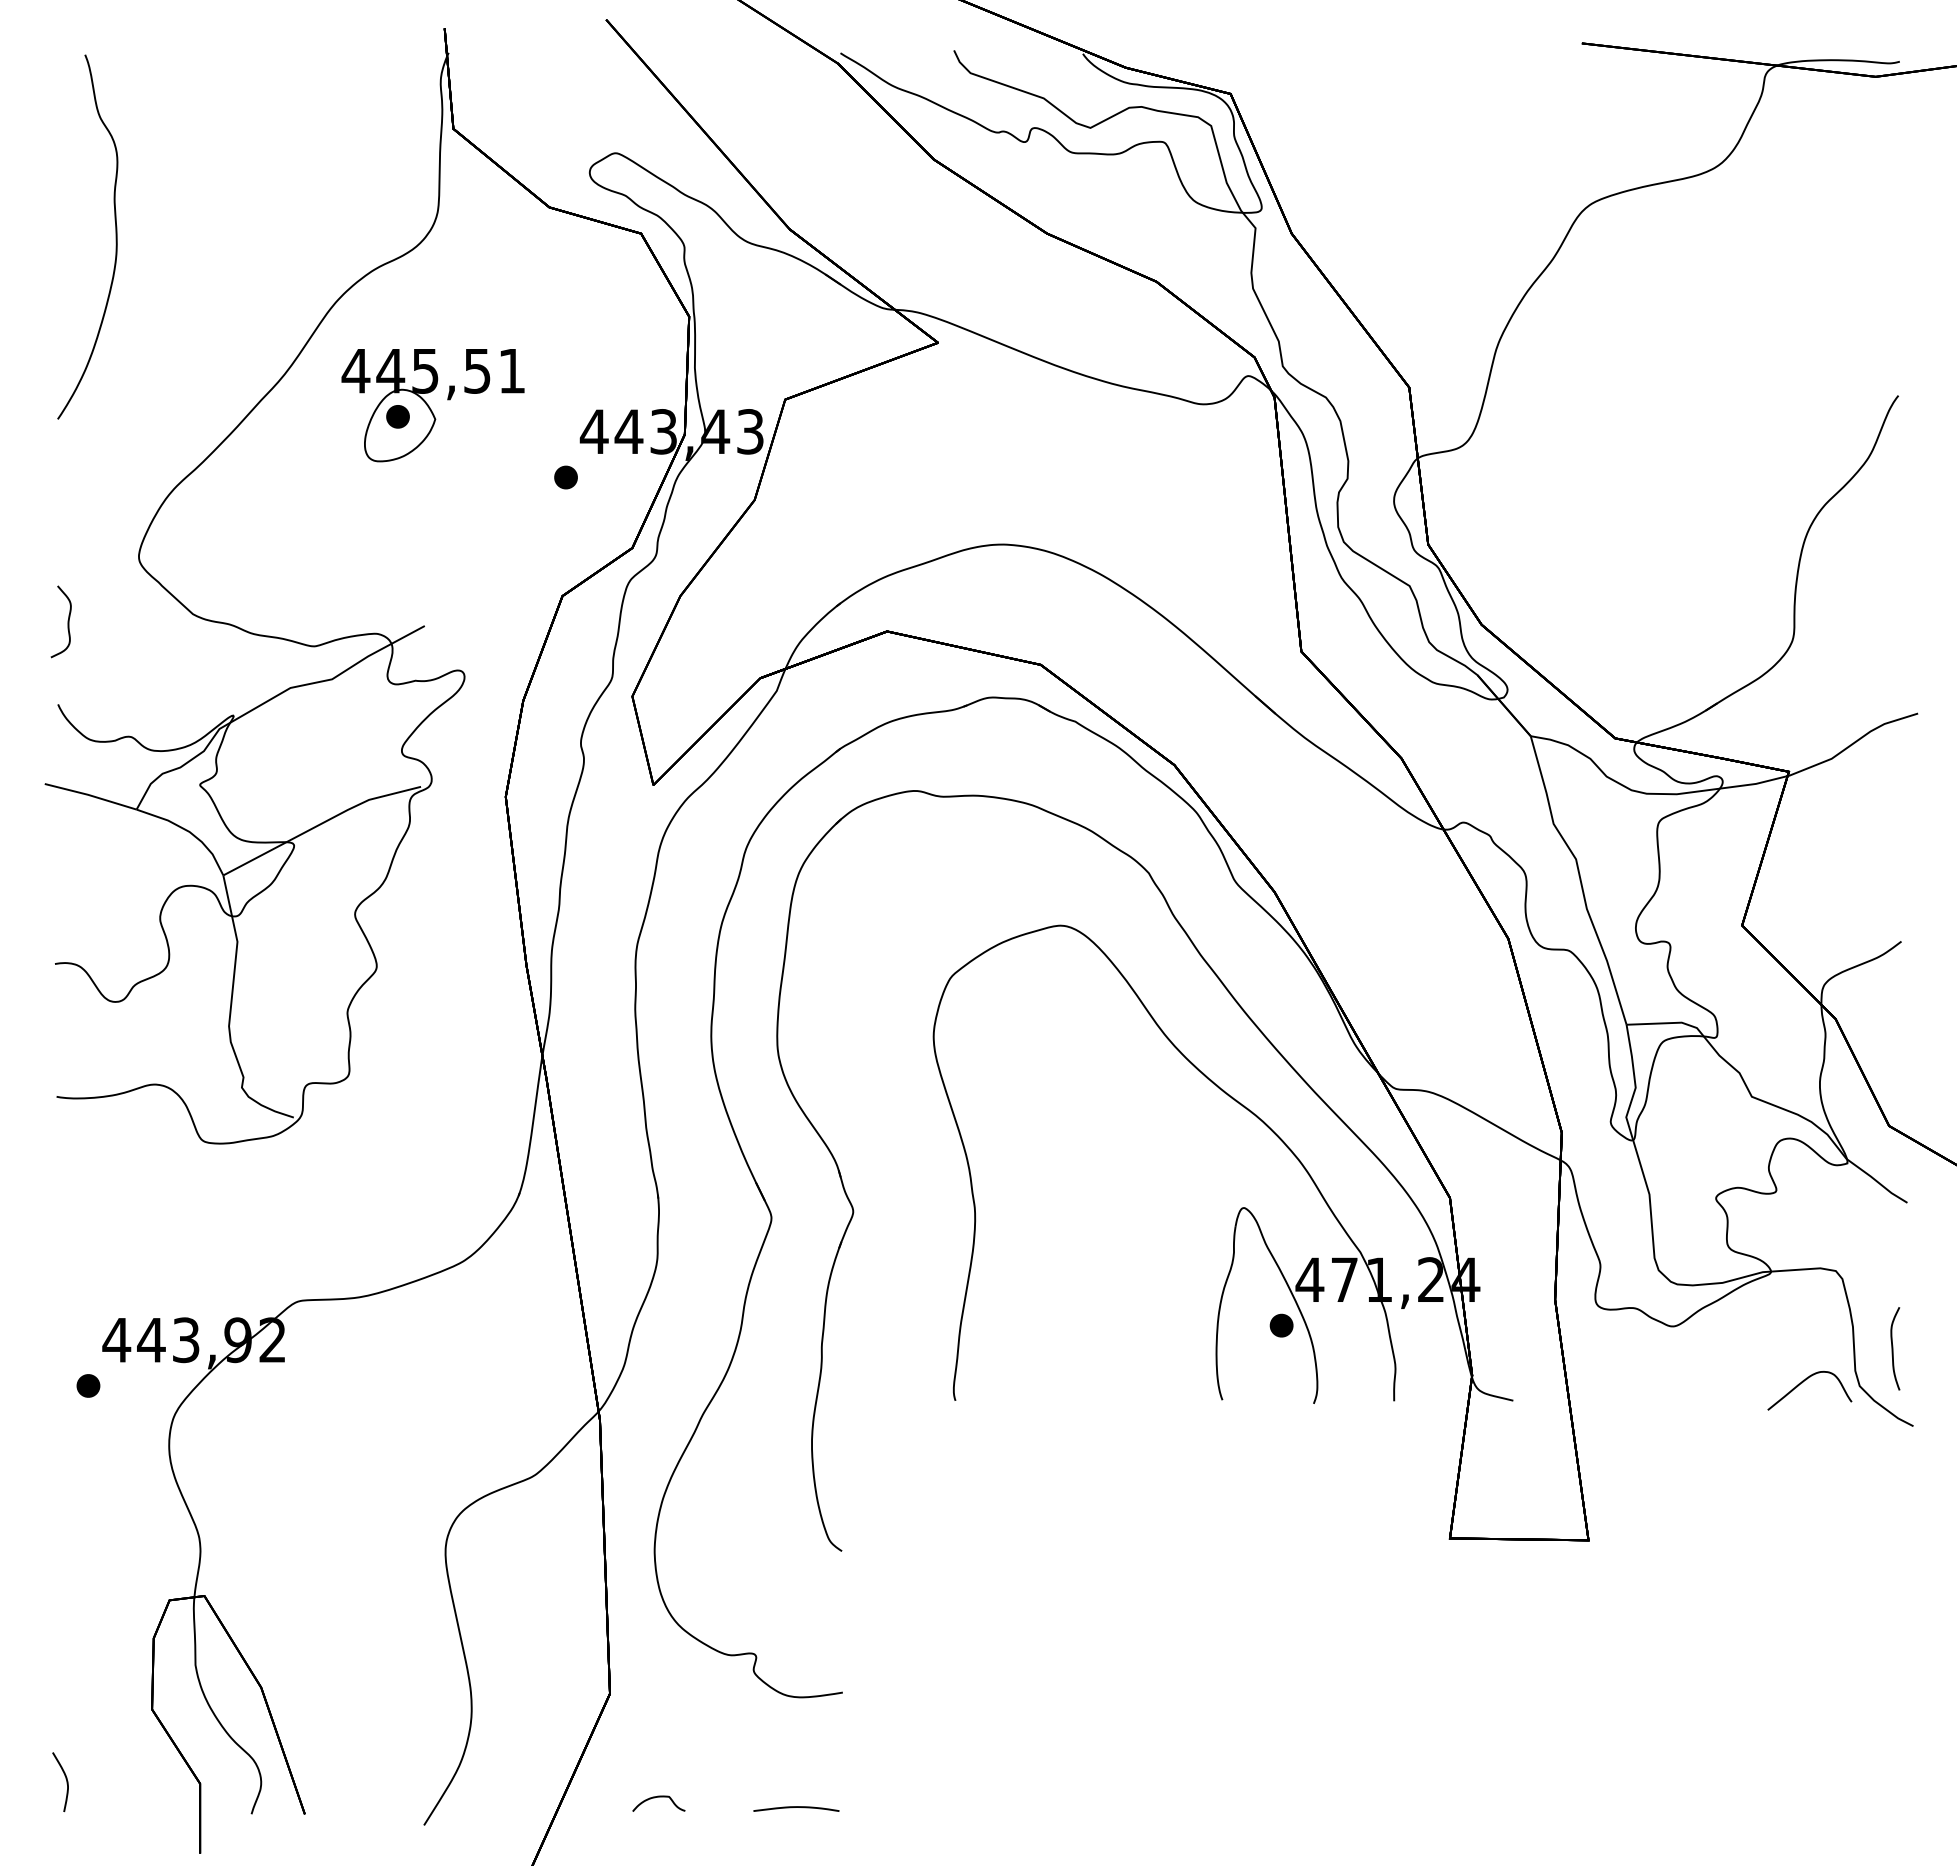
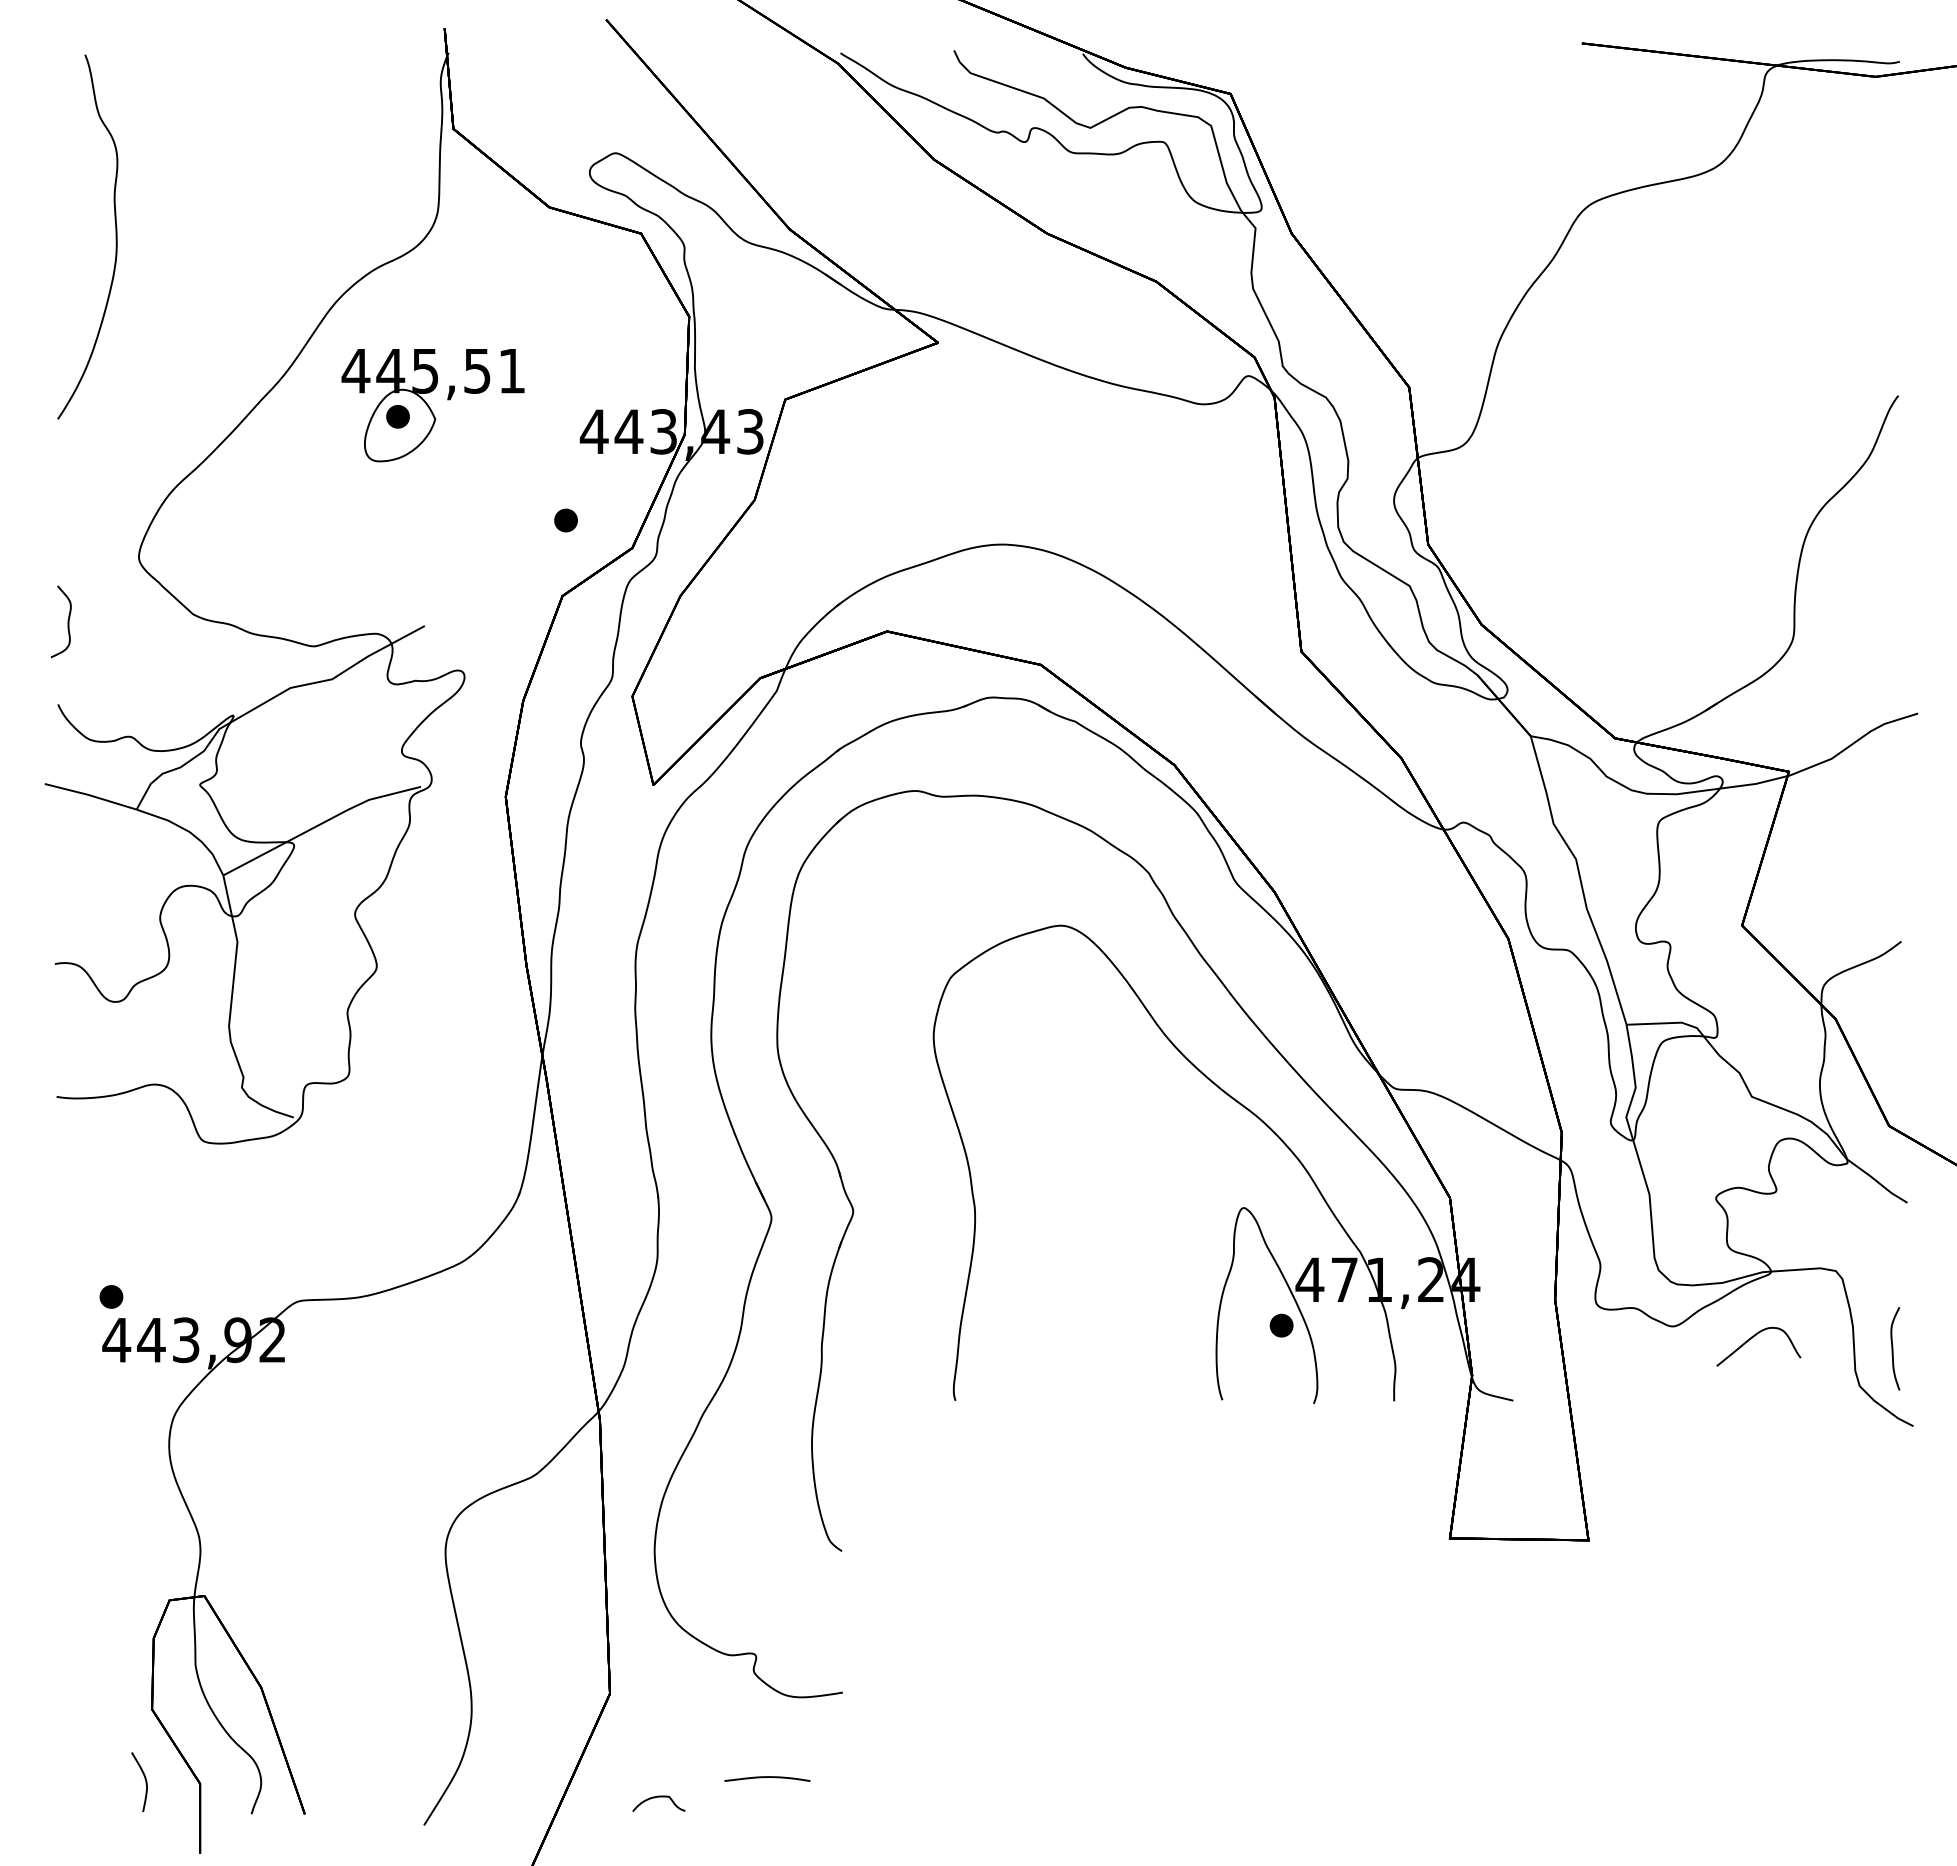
part position: (565, 477) -> (565, 520) (565, 520)
curve position: (1802, 1383) -> (1751, 1339) (1751, 1339)
part position: (88, 1385) -> (111, 1296) (111, 1296)
curve position: (65, 1779) -> (144, 1779) (144, 1779)
curve position: (796, 1807) -> (767, 1777) (767, 1777)
